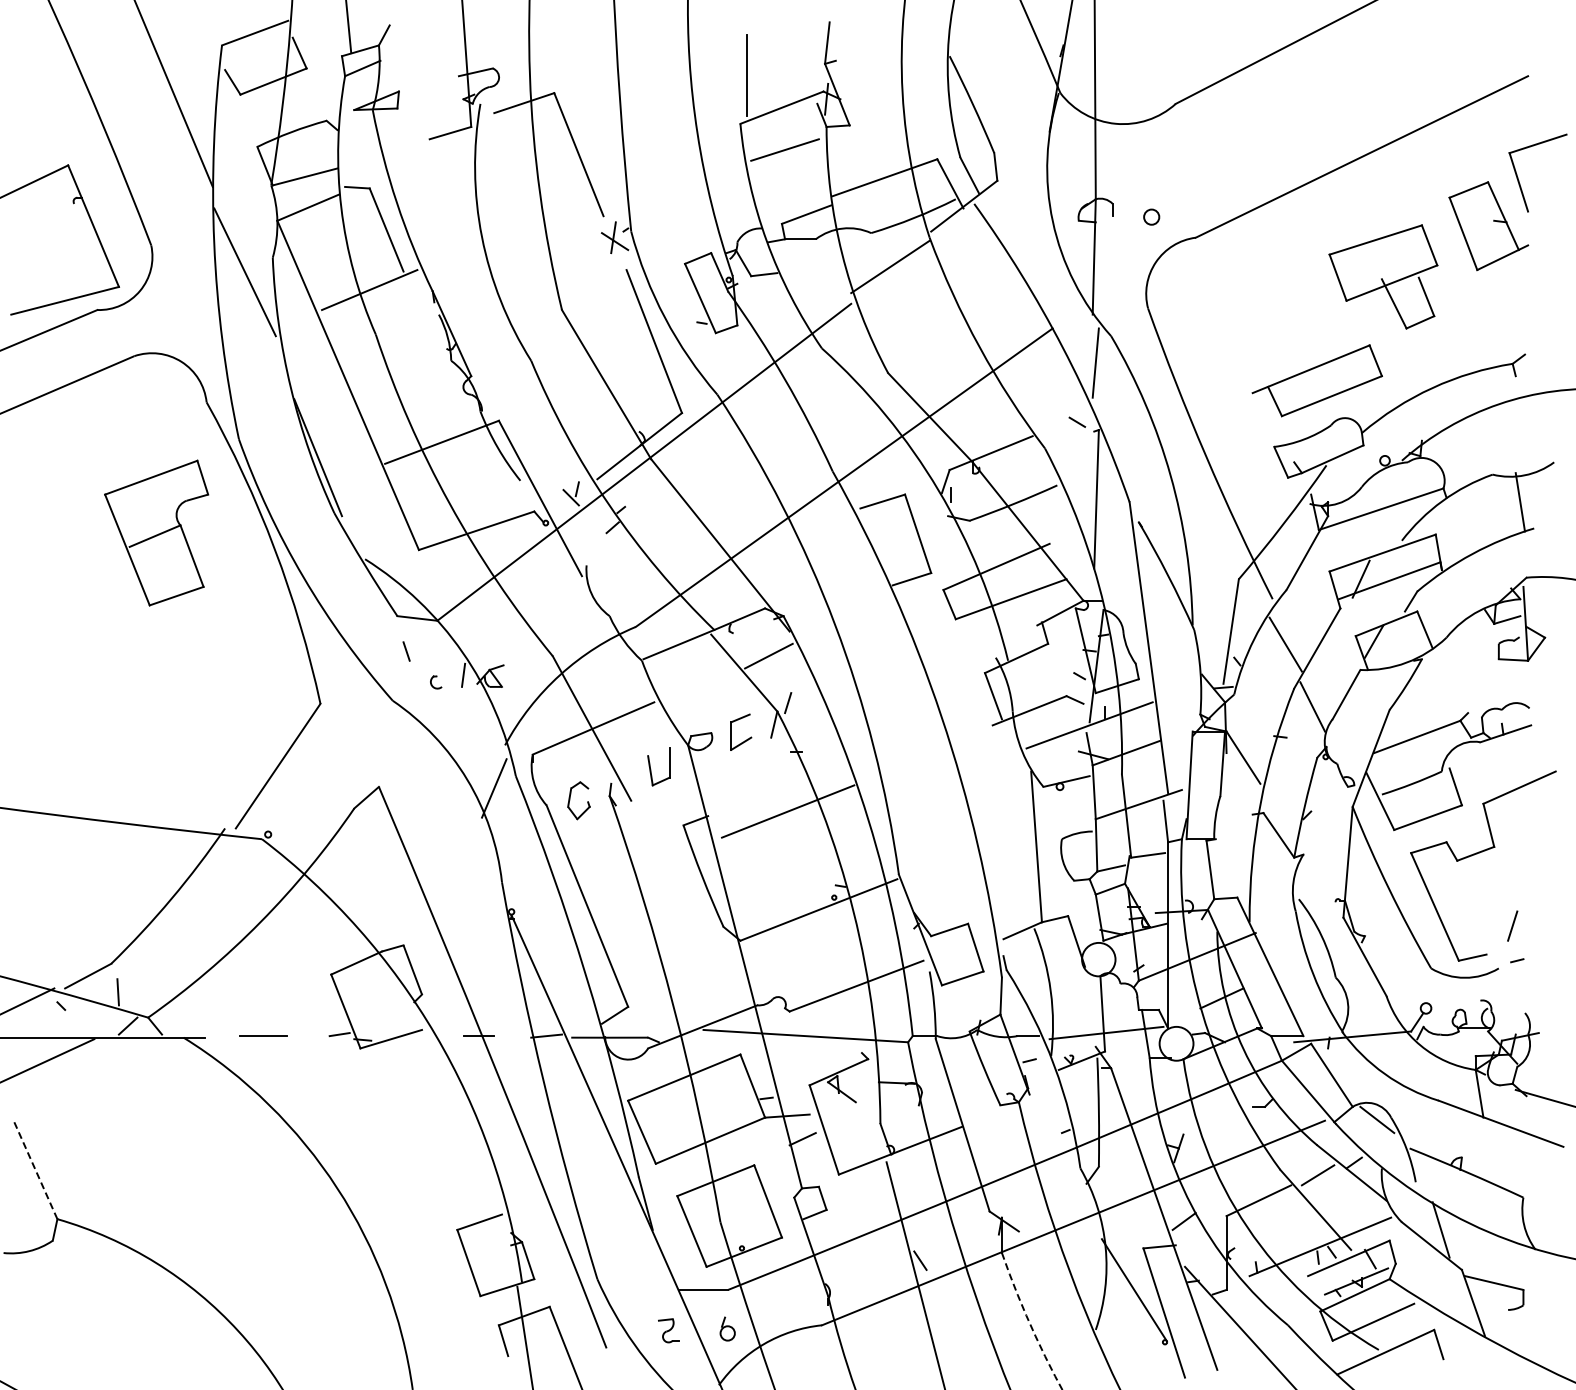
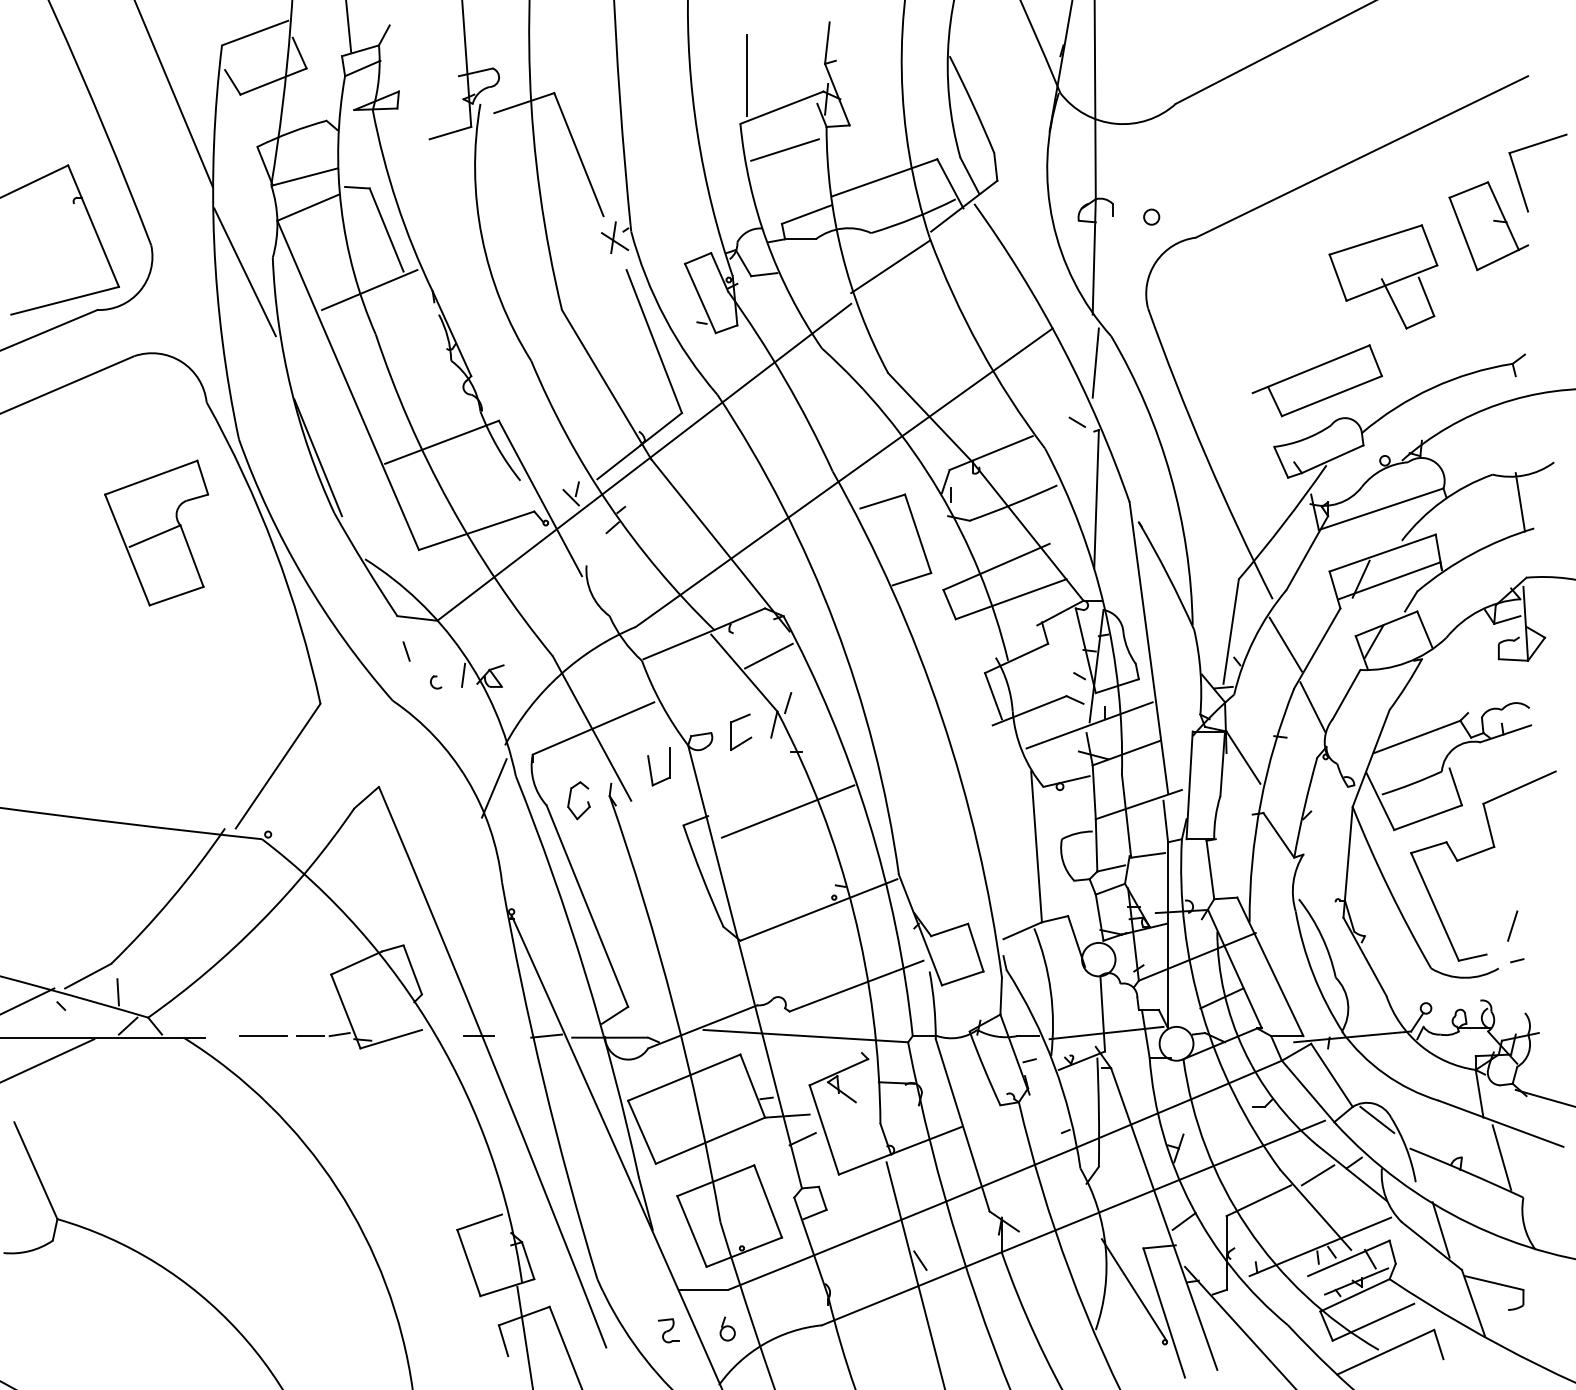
line: none -> present (310, 1036)
line: none -> present (1501, 1157)
line: dashed -> solid (36, 1171)
arc: dashed -> solid (1029, 1322)
